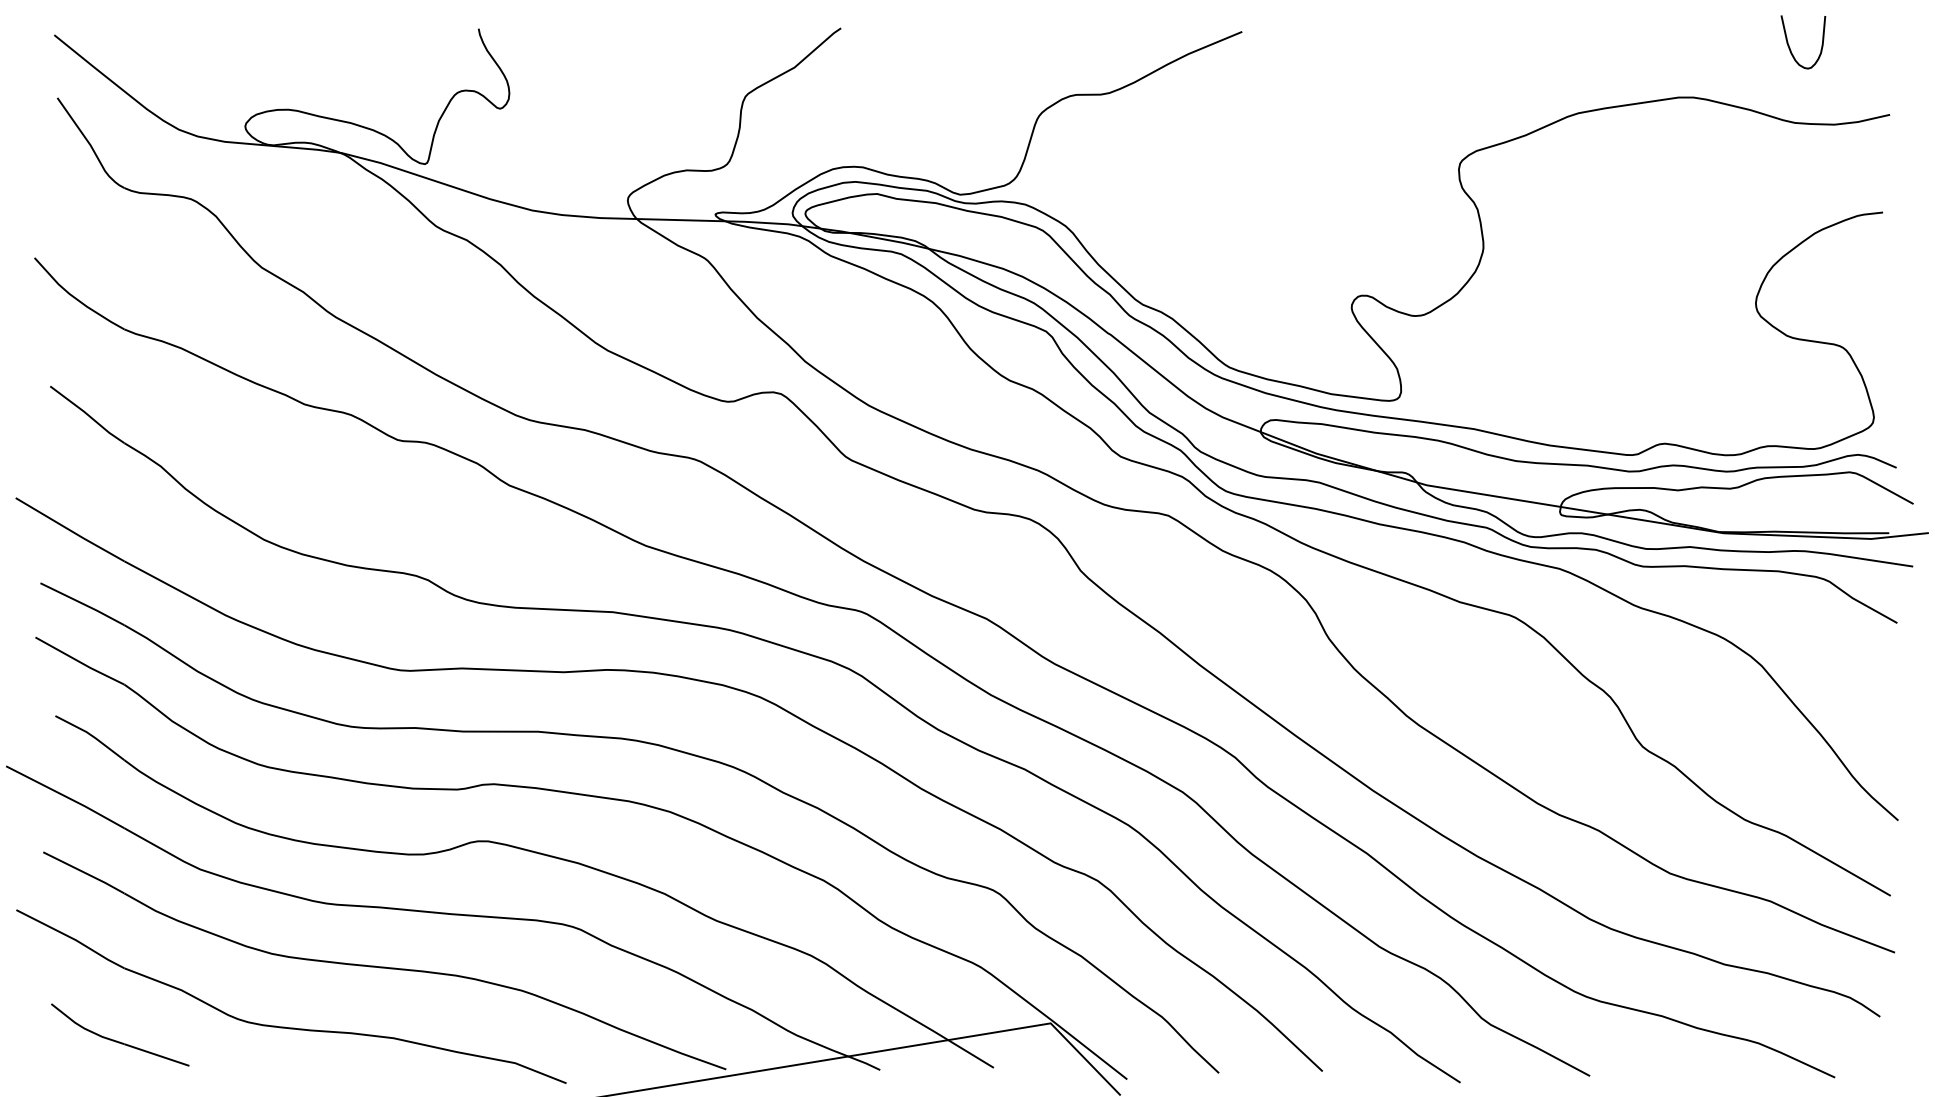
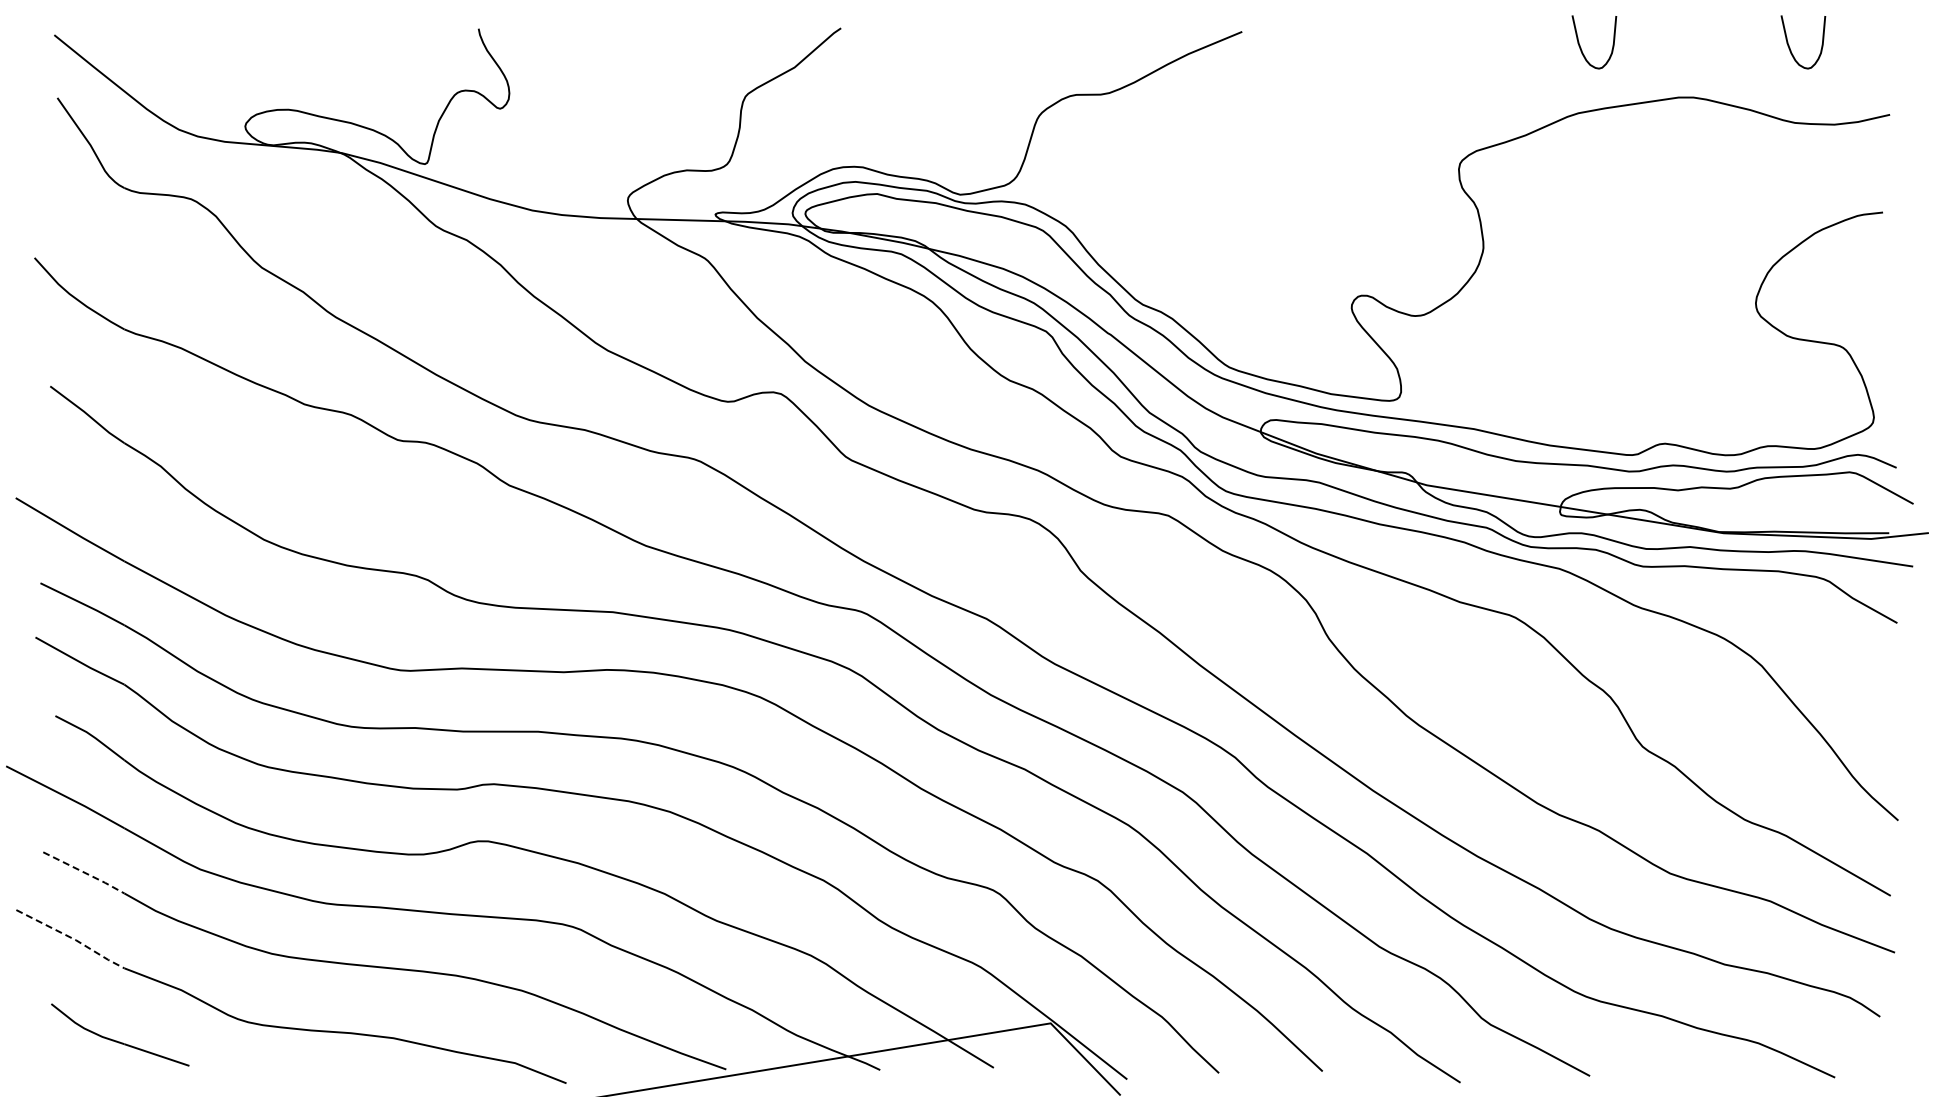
curve: none -> present (1581, 47)
line: solid -> dashed (84, 872)
line: solid -> dashed (72, 938)
